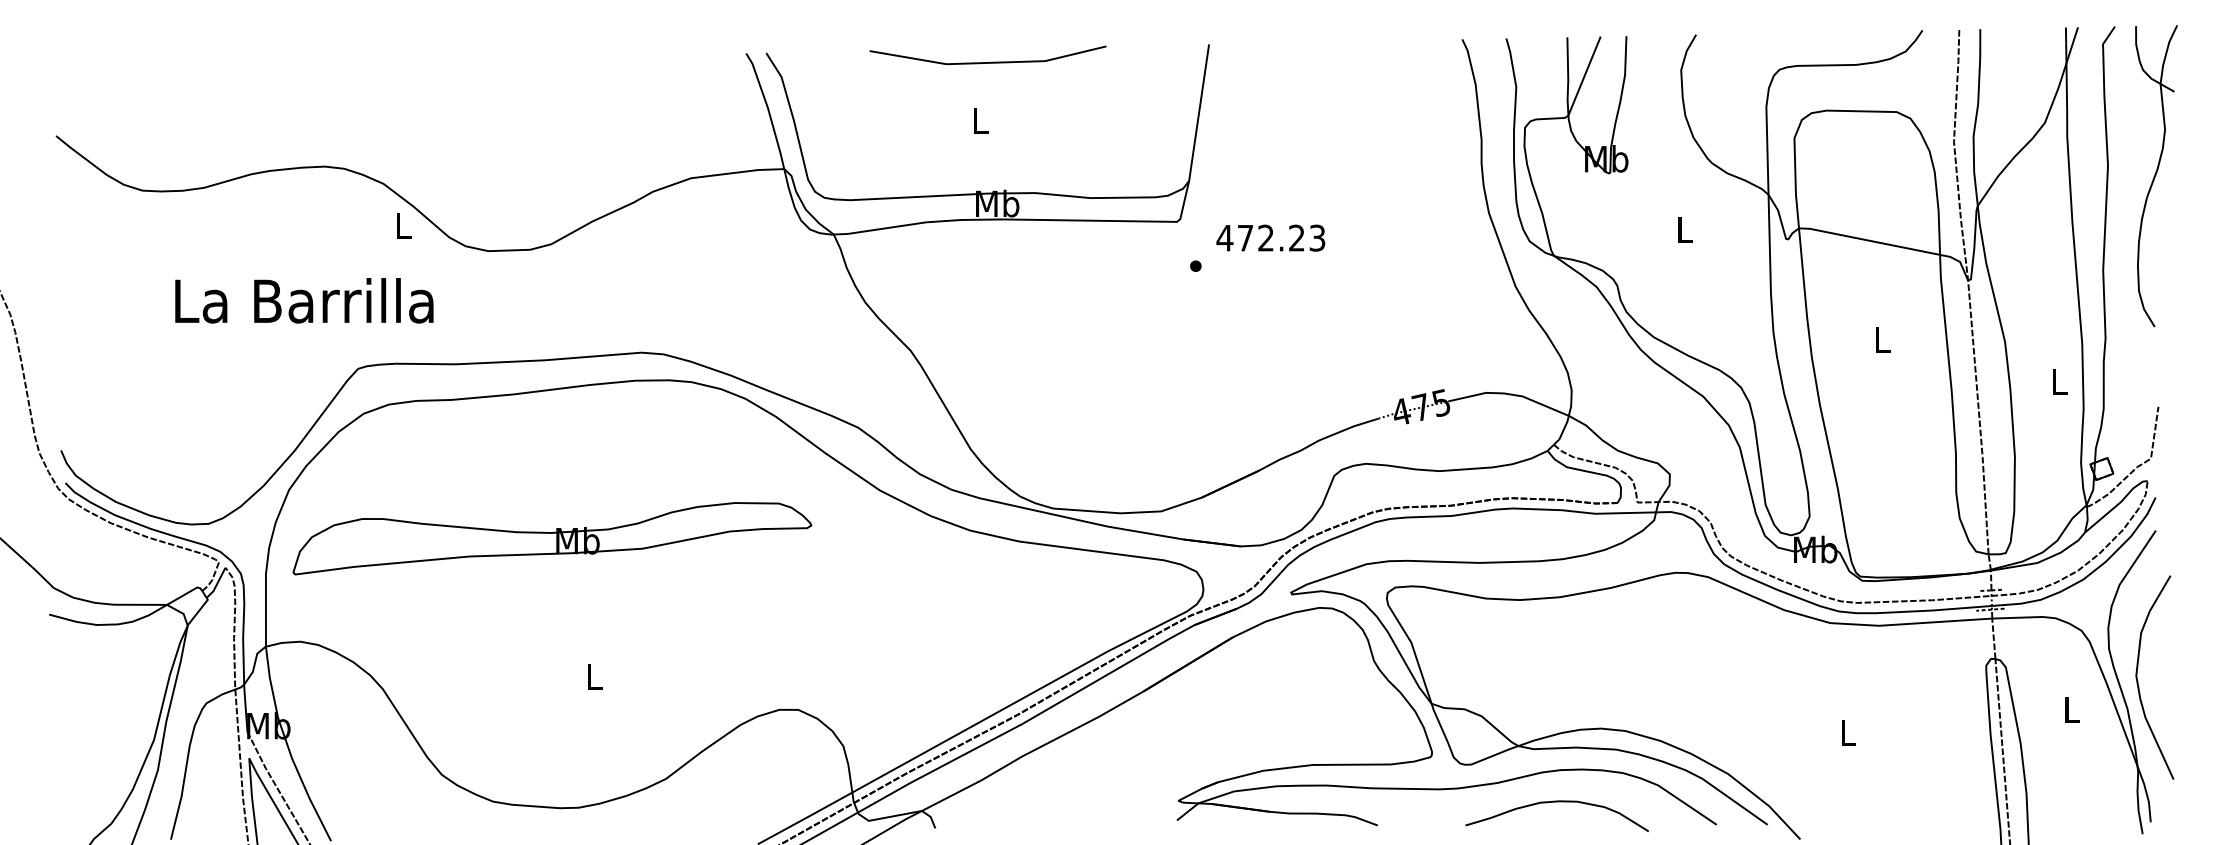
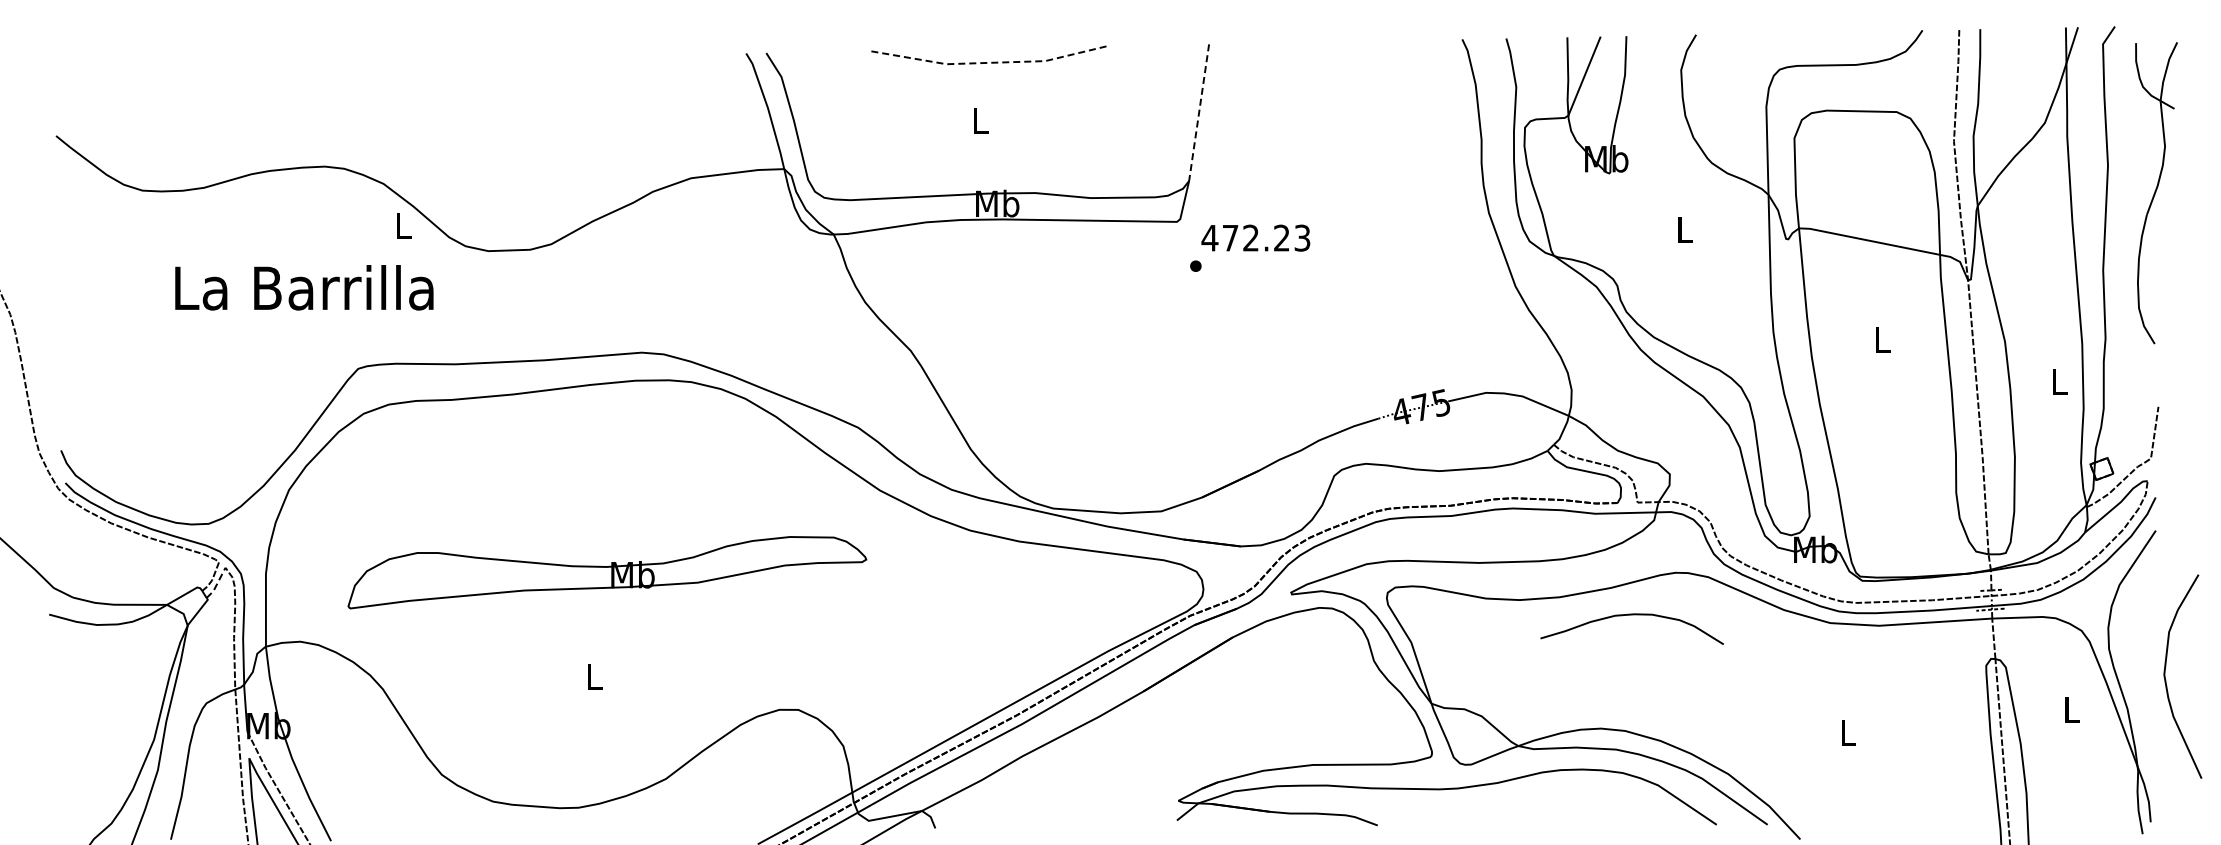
line: solid -> dashed (988, 62)
line: solid -> dashed (1199, 113)
part position: (2156, 176) -> (2156, 193) (2156, 193)
text position: (1270, 237) -> (1255, 237) (1255, 237)
text position: (304, 300) -> (304, 287) (304, 287)
part position: (552, 538) -> (607, 572) (607, 572)
line: solid -> dashed (217, 584)
curve position: (2138, 681) -> (2166, 680) (2166, 680)
curve position: (1556, 802) -> (1631, 615) (1631, 615)
